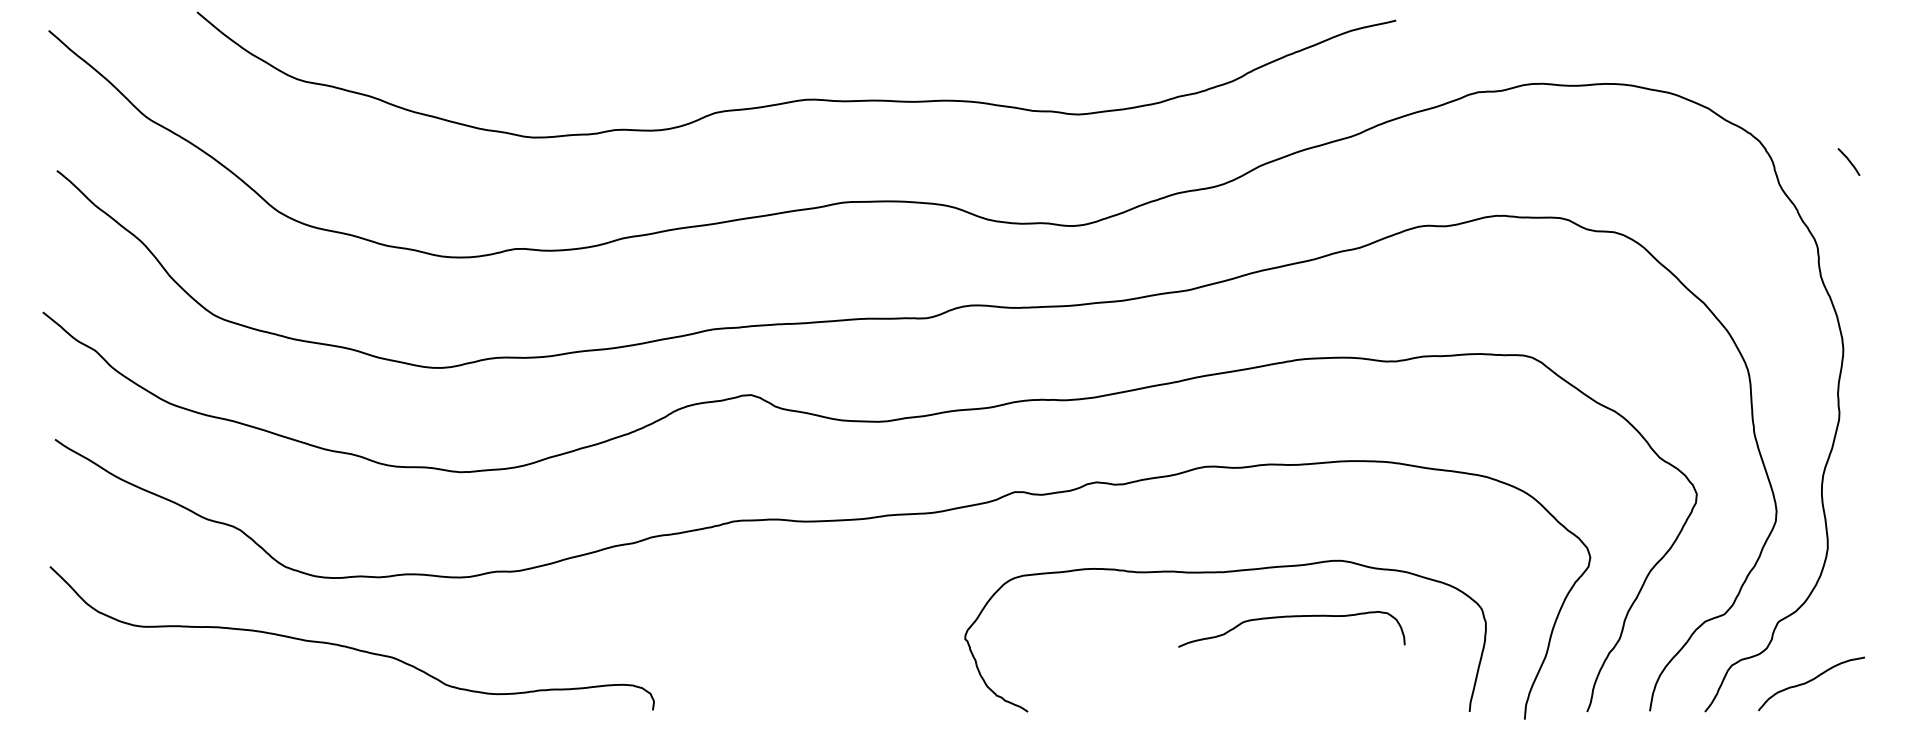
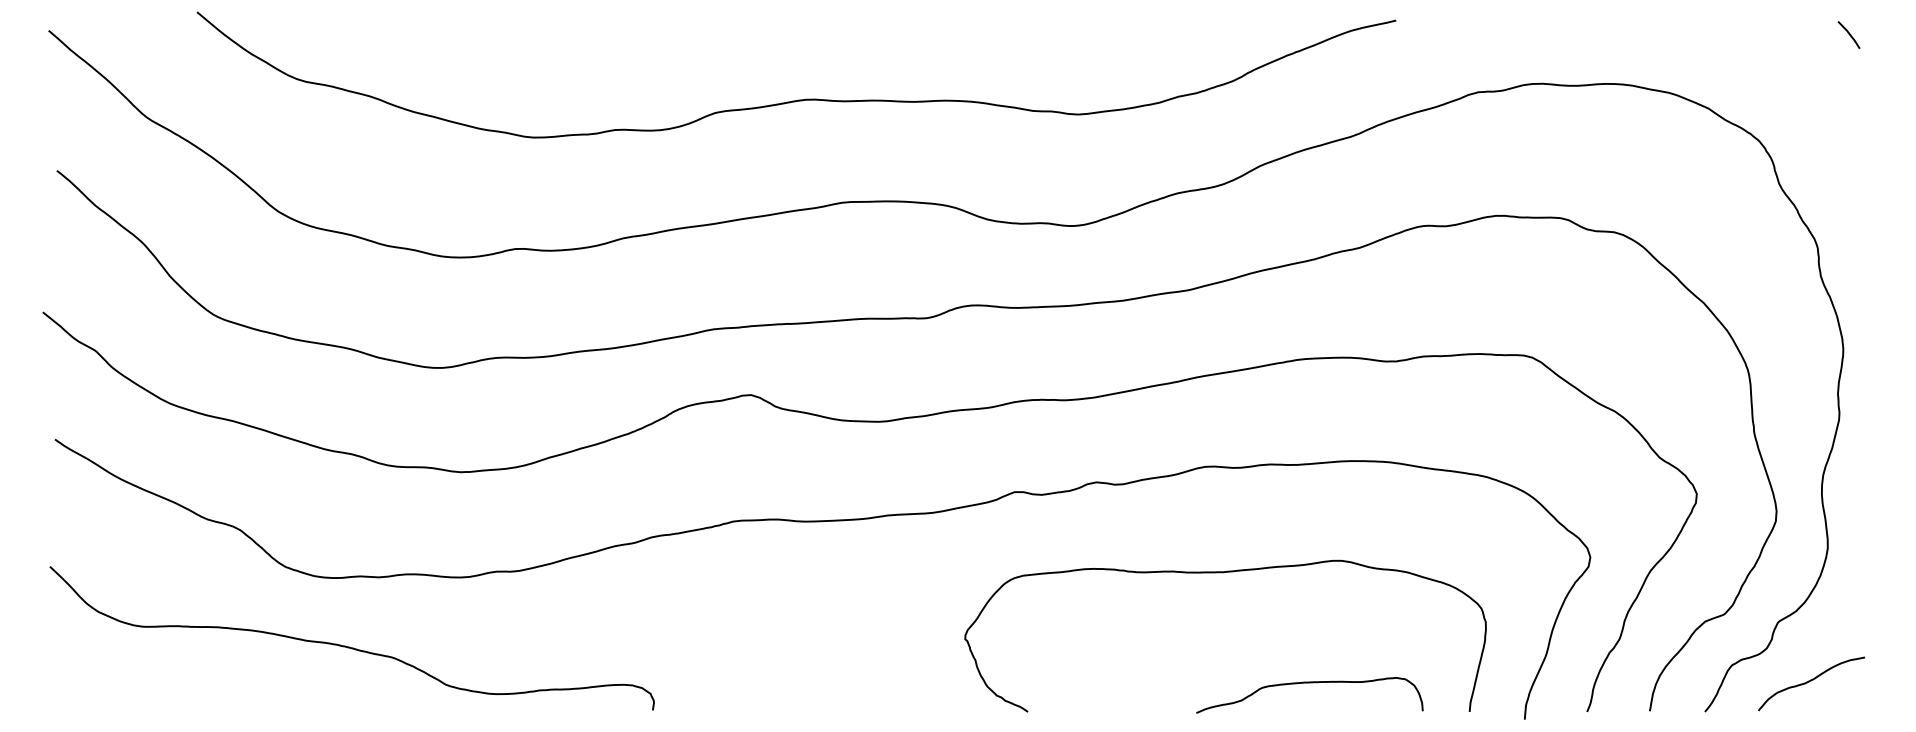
curve position: (1848, 161) -> (1848, 34) (1848, 34)
curve position: (1291, 617) -> (1309, 683) (1309, 683)
